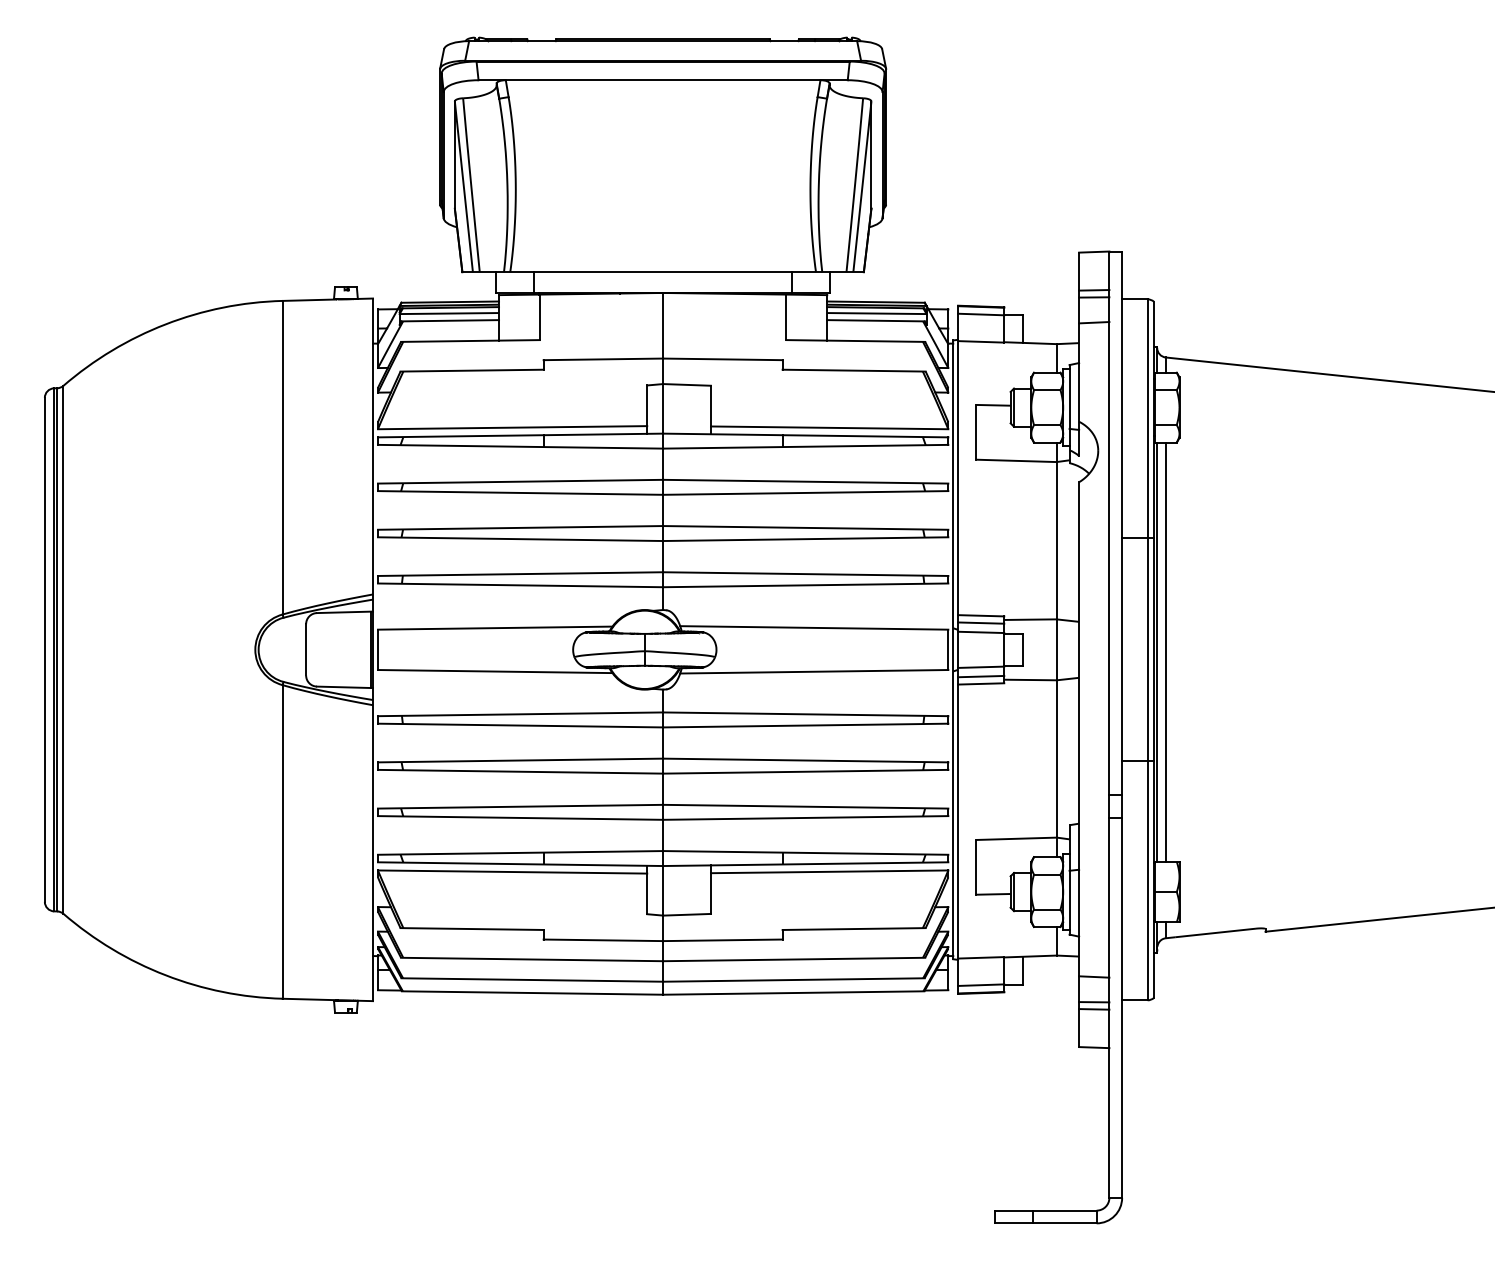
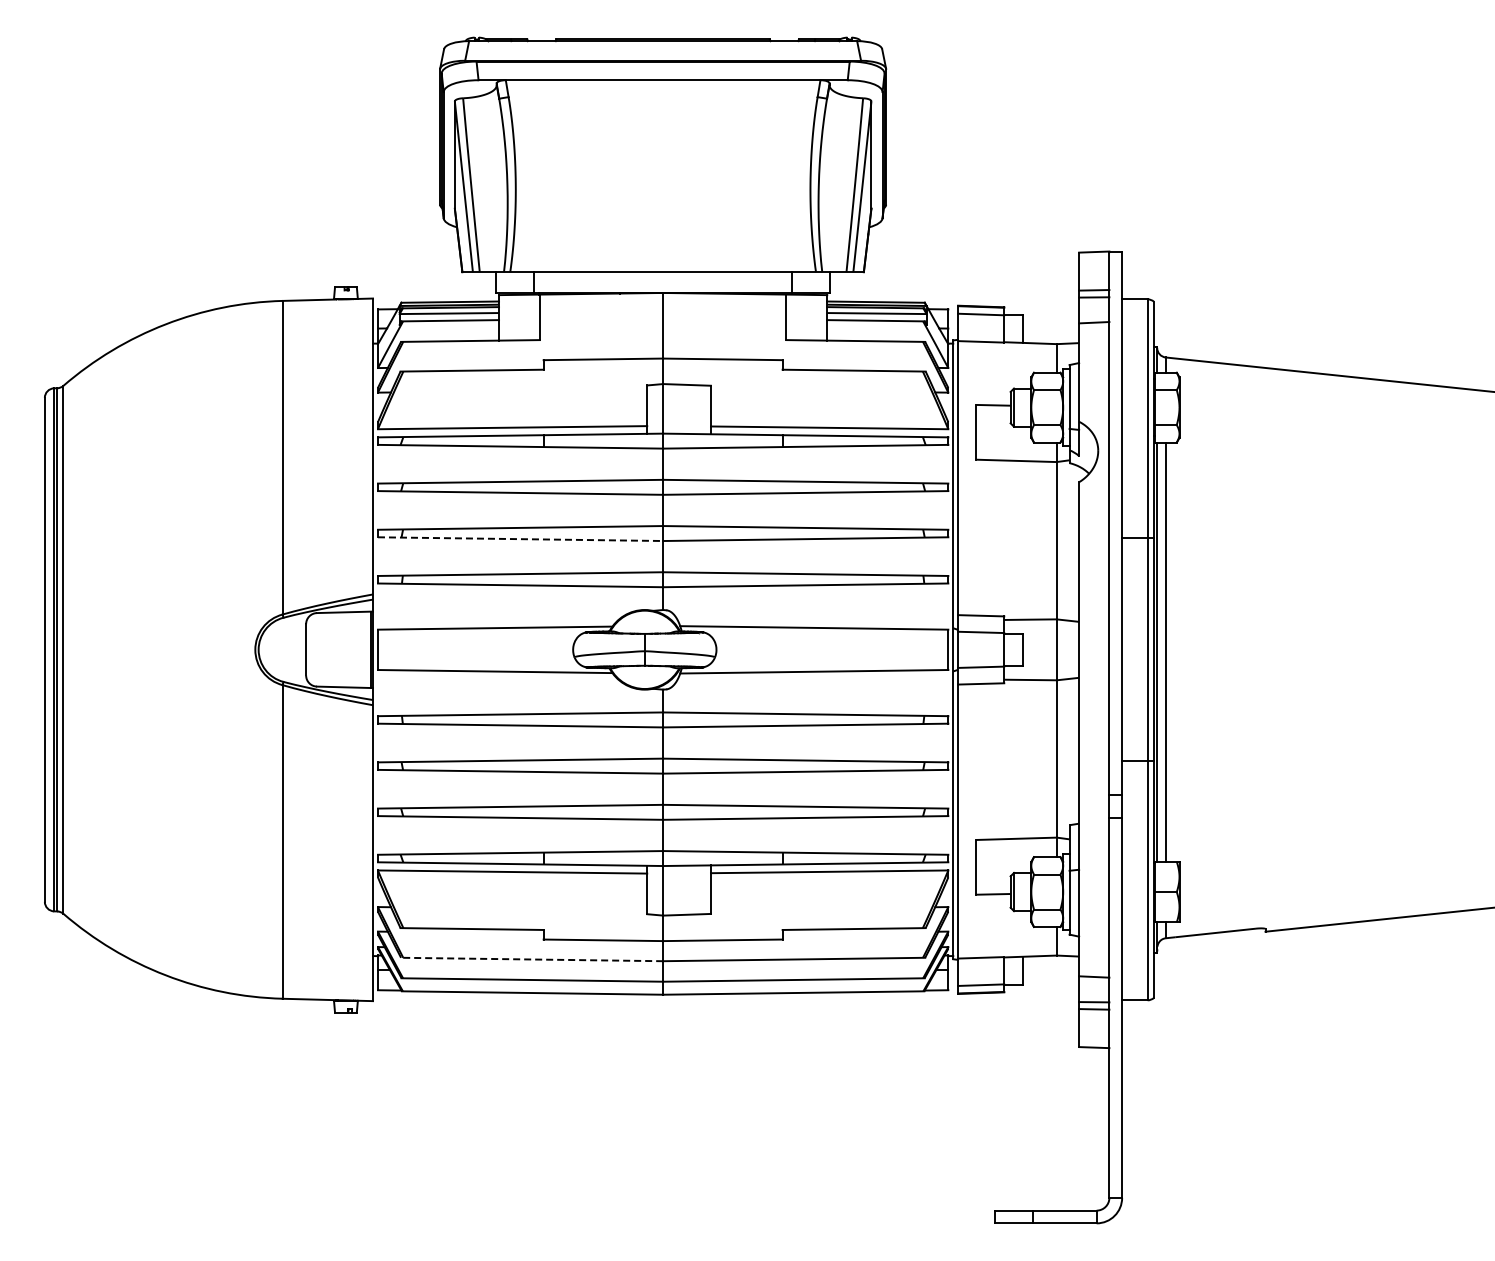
line: solid -> dashed (520, 539)
line: present -> none (981, 622)
line: present -> none (981, 676)
line: solid -> dashed (531, 959)
